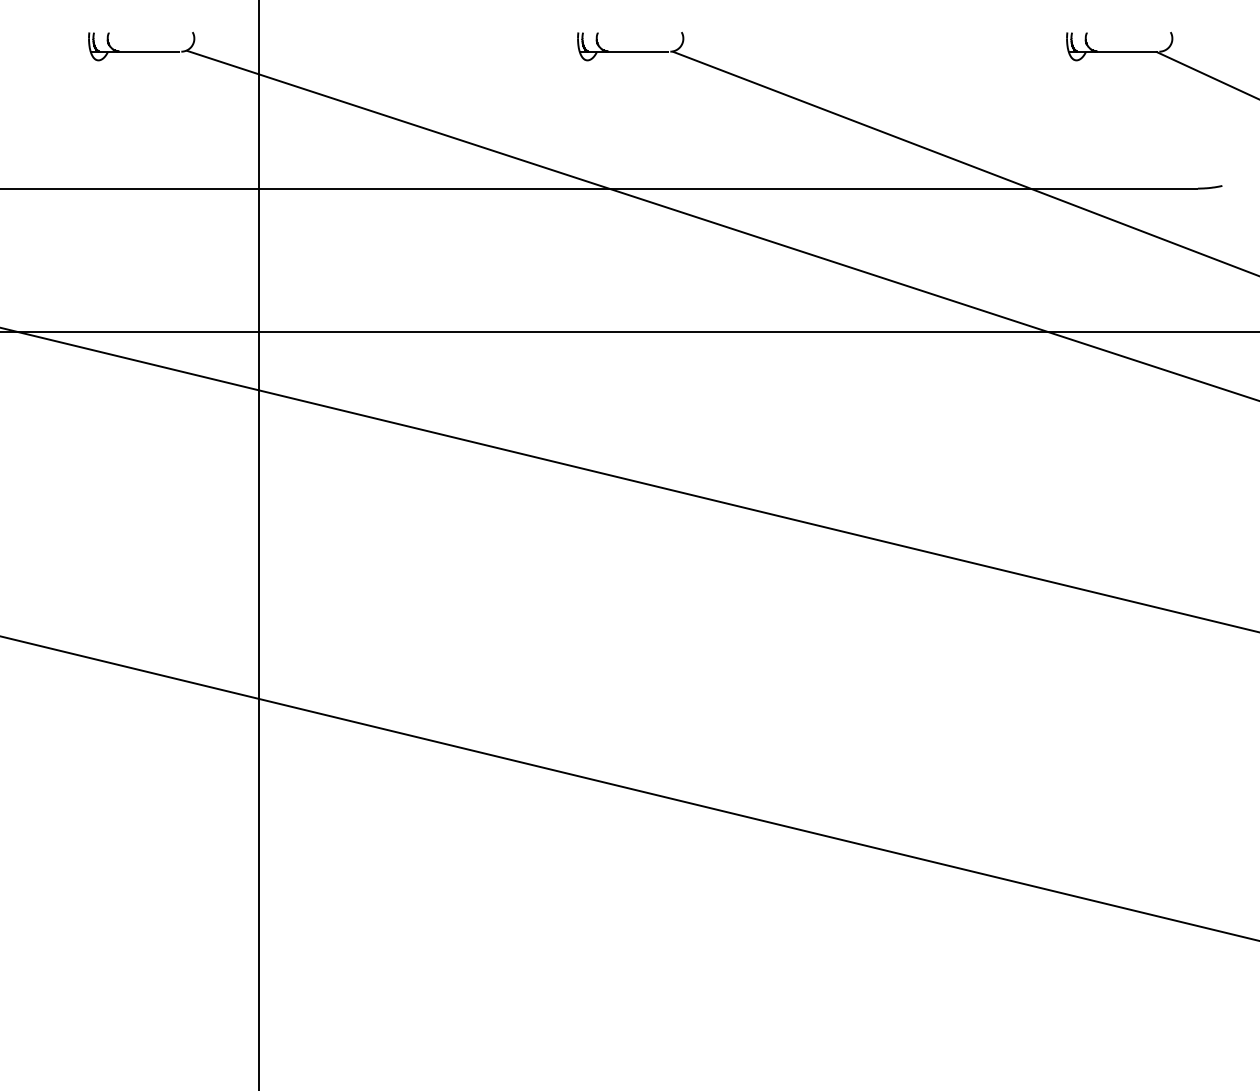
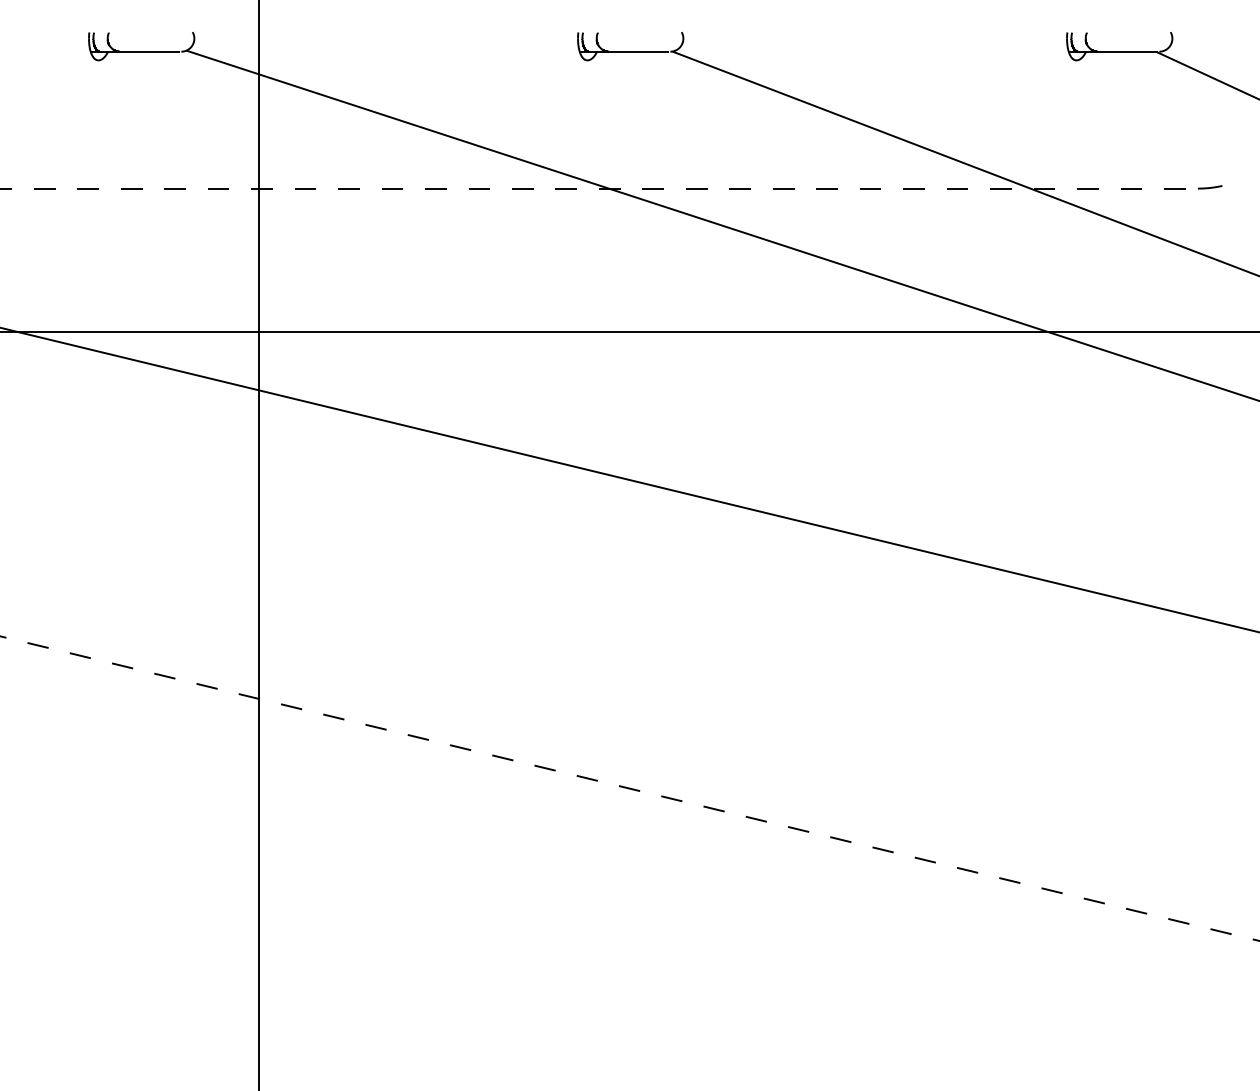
line: solid -> dashed (599, 188)
line: solid -> dashed (630, 788)
